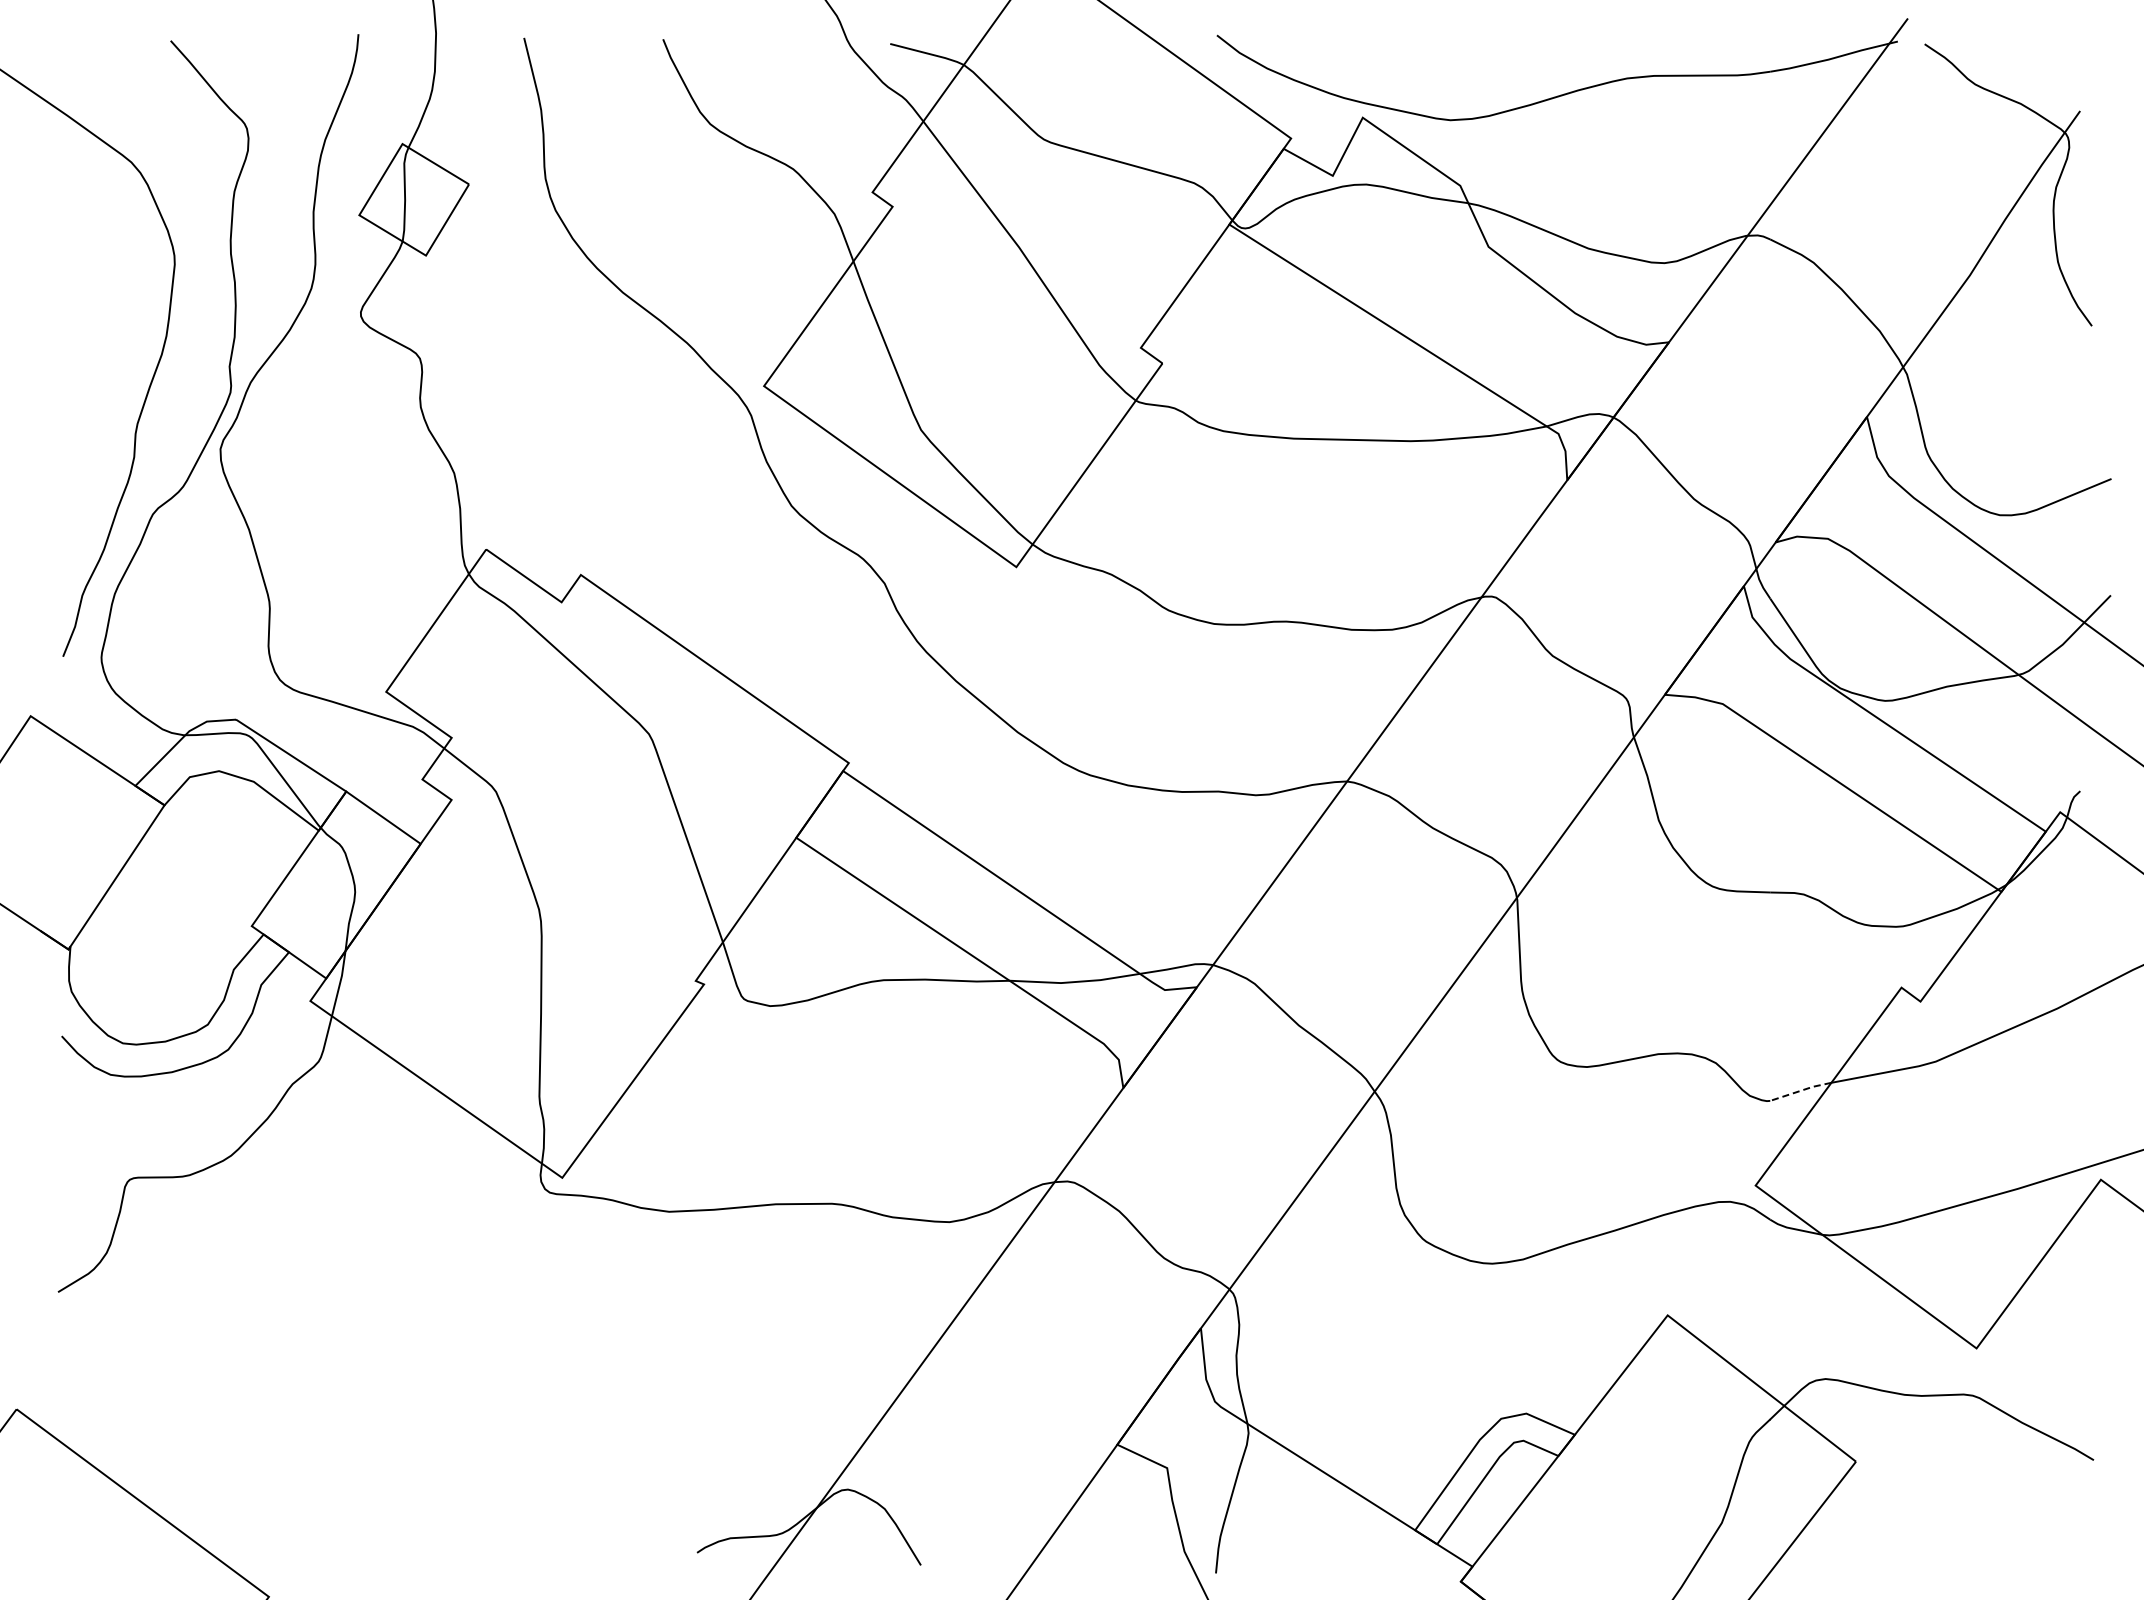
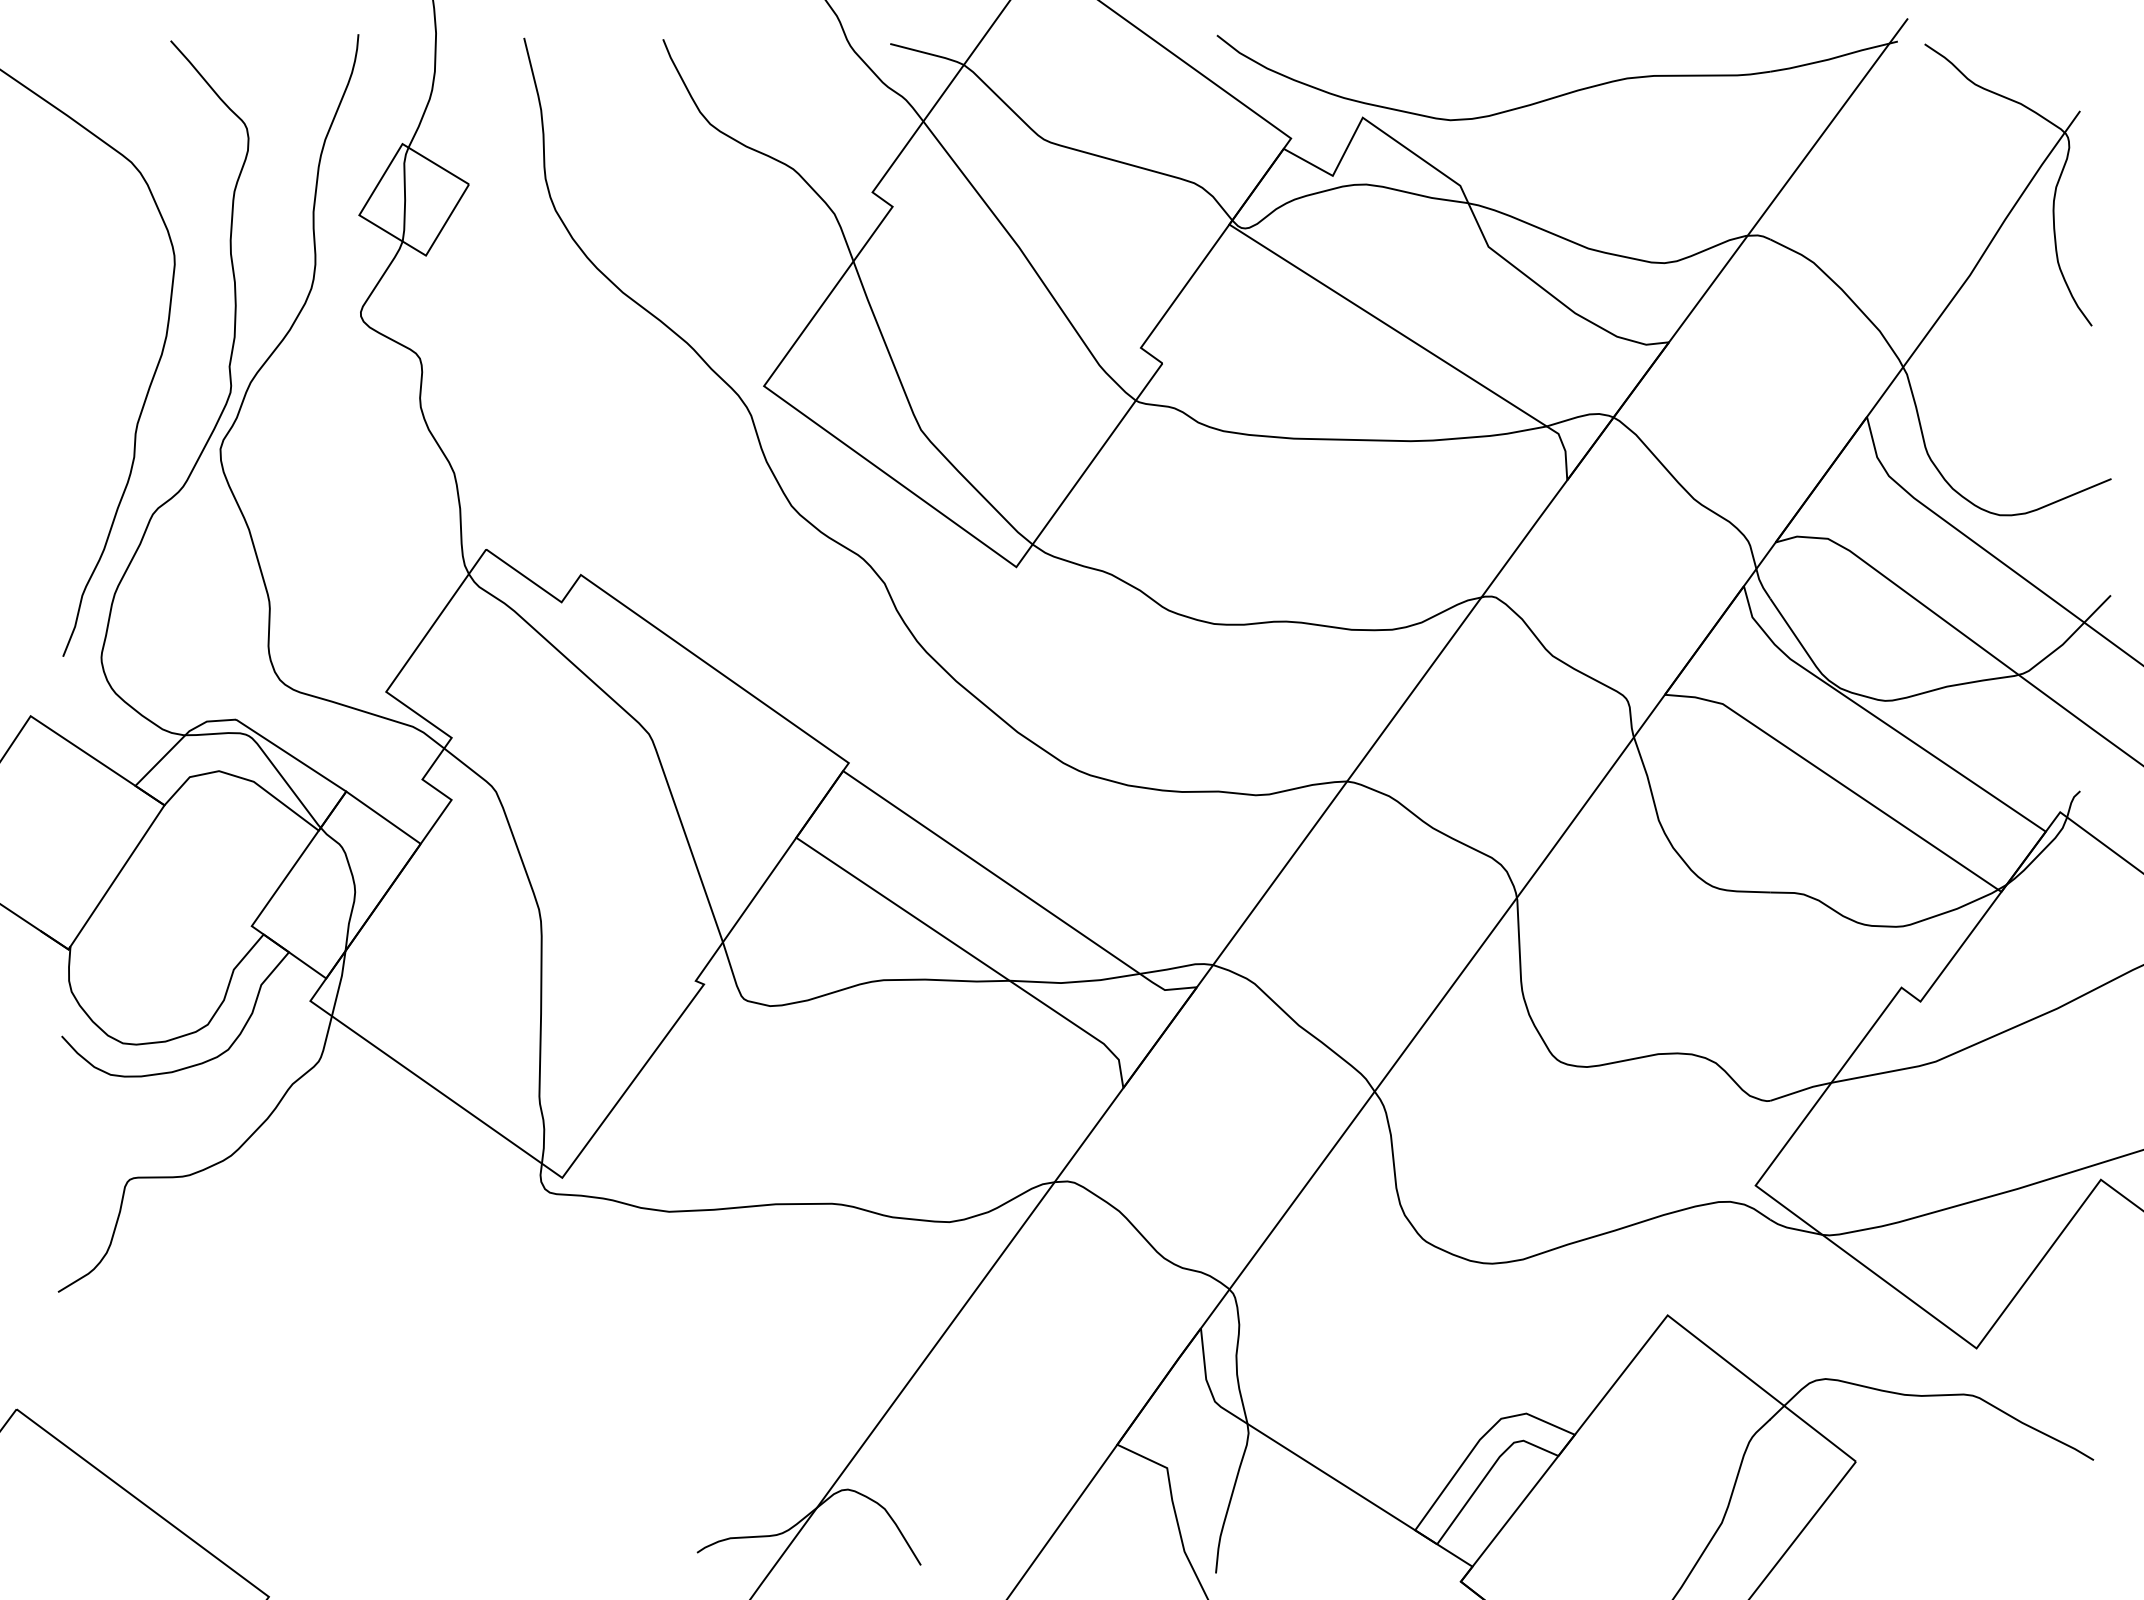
line: dashed -> solid (1800, 1090)
